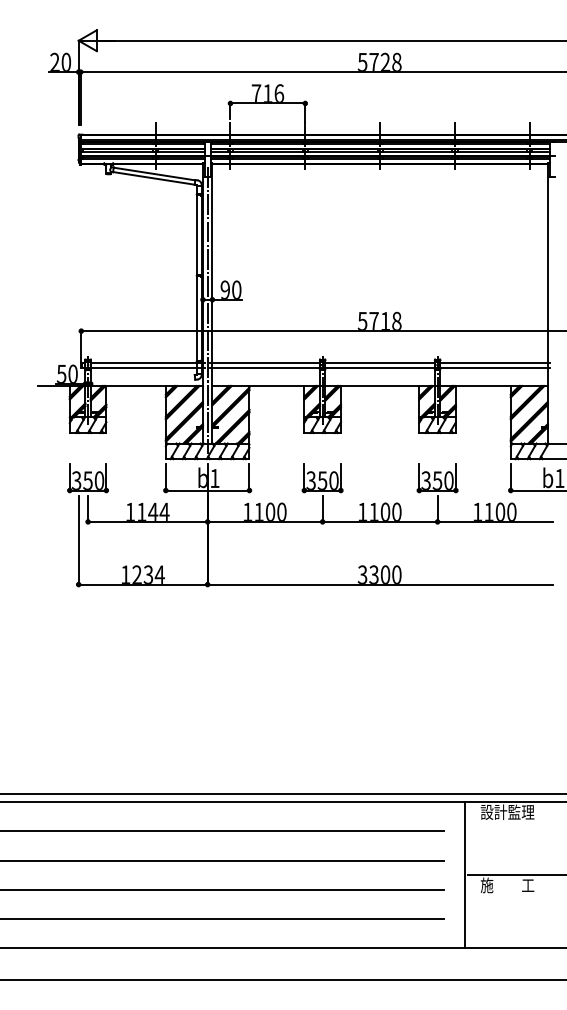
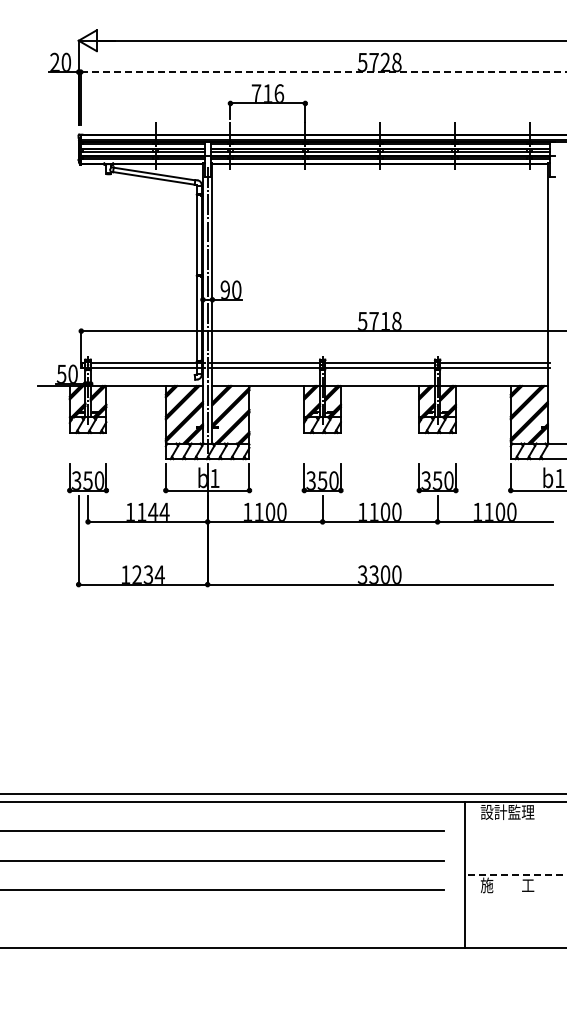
line: solid -> dashed (323, 72)
line: solid -> dashed (517, 875)
line: present -> none (222, 919)
line: present -> none (282, 979)
